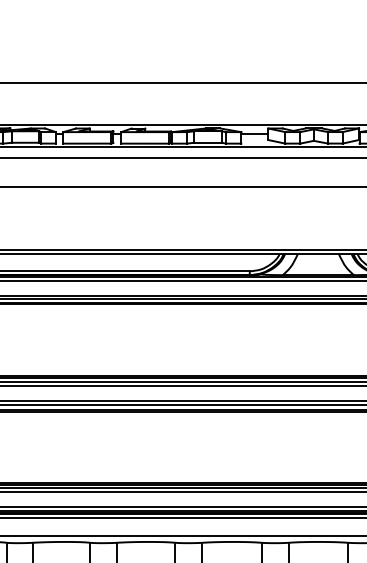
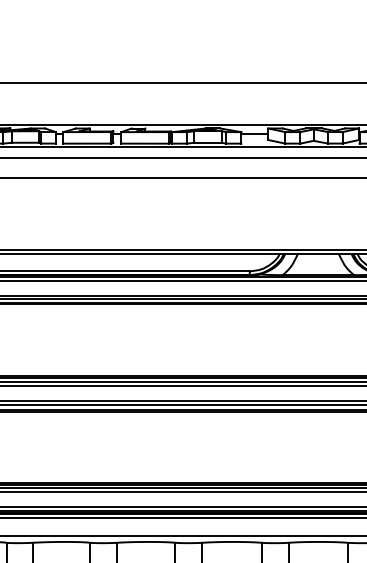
line position: (182, 187) -> (182, 178) (182, 178)
